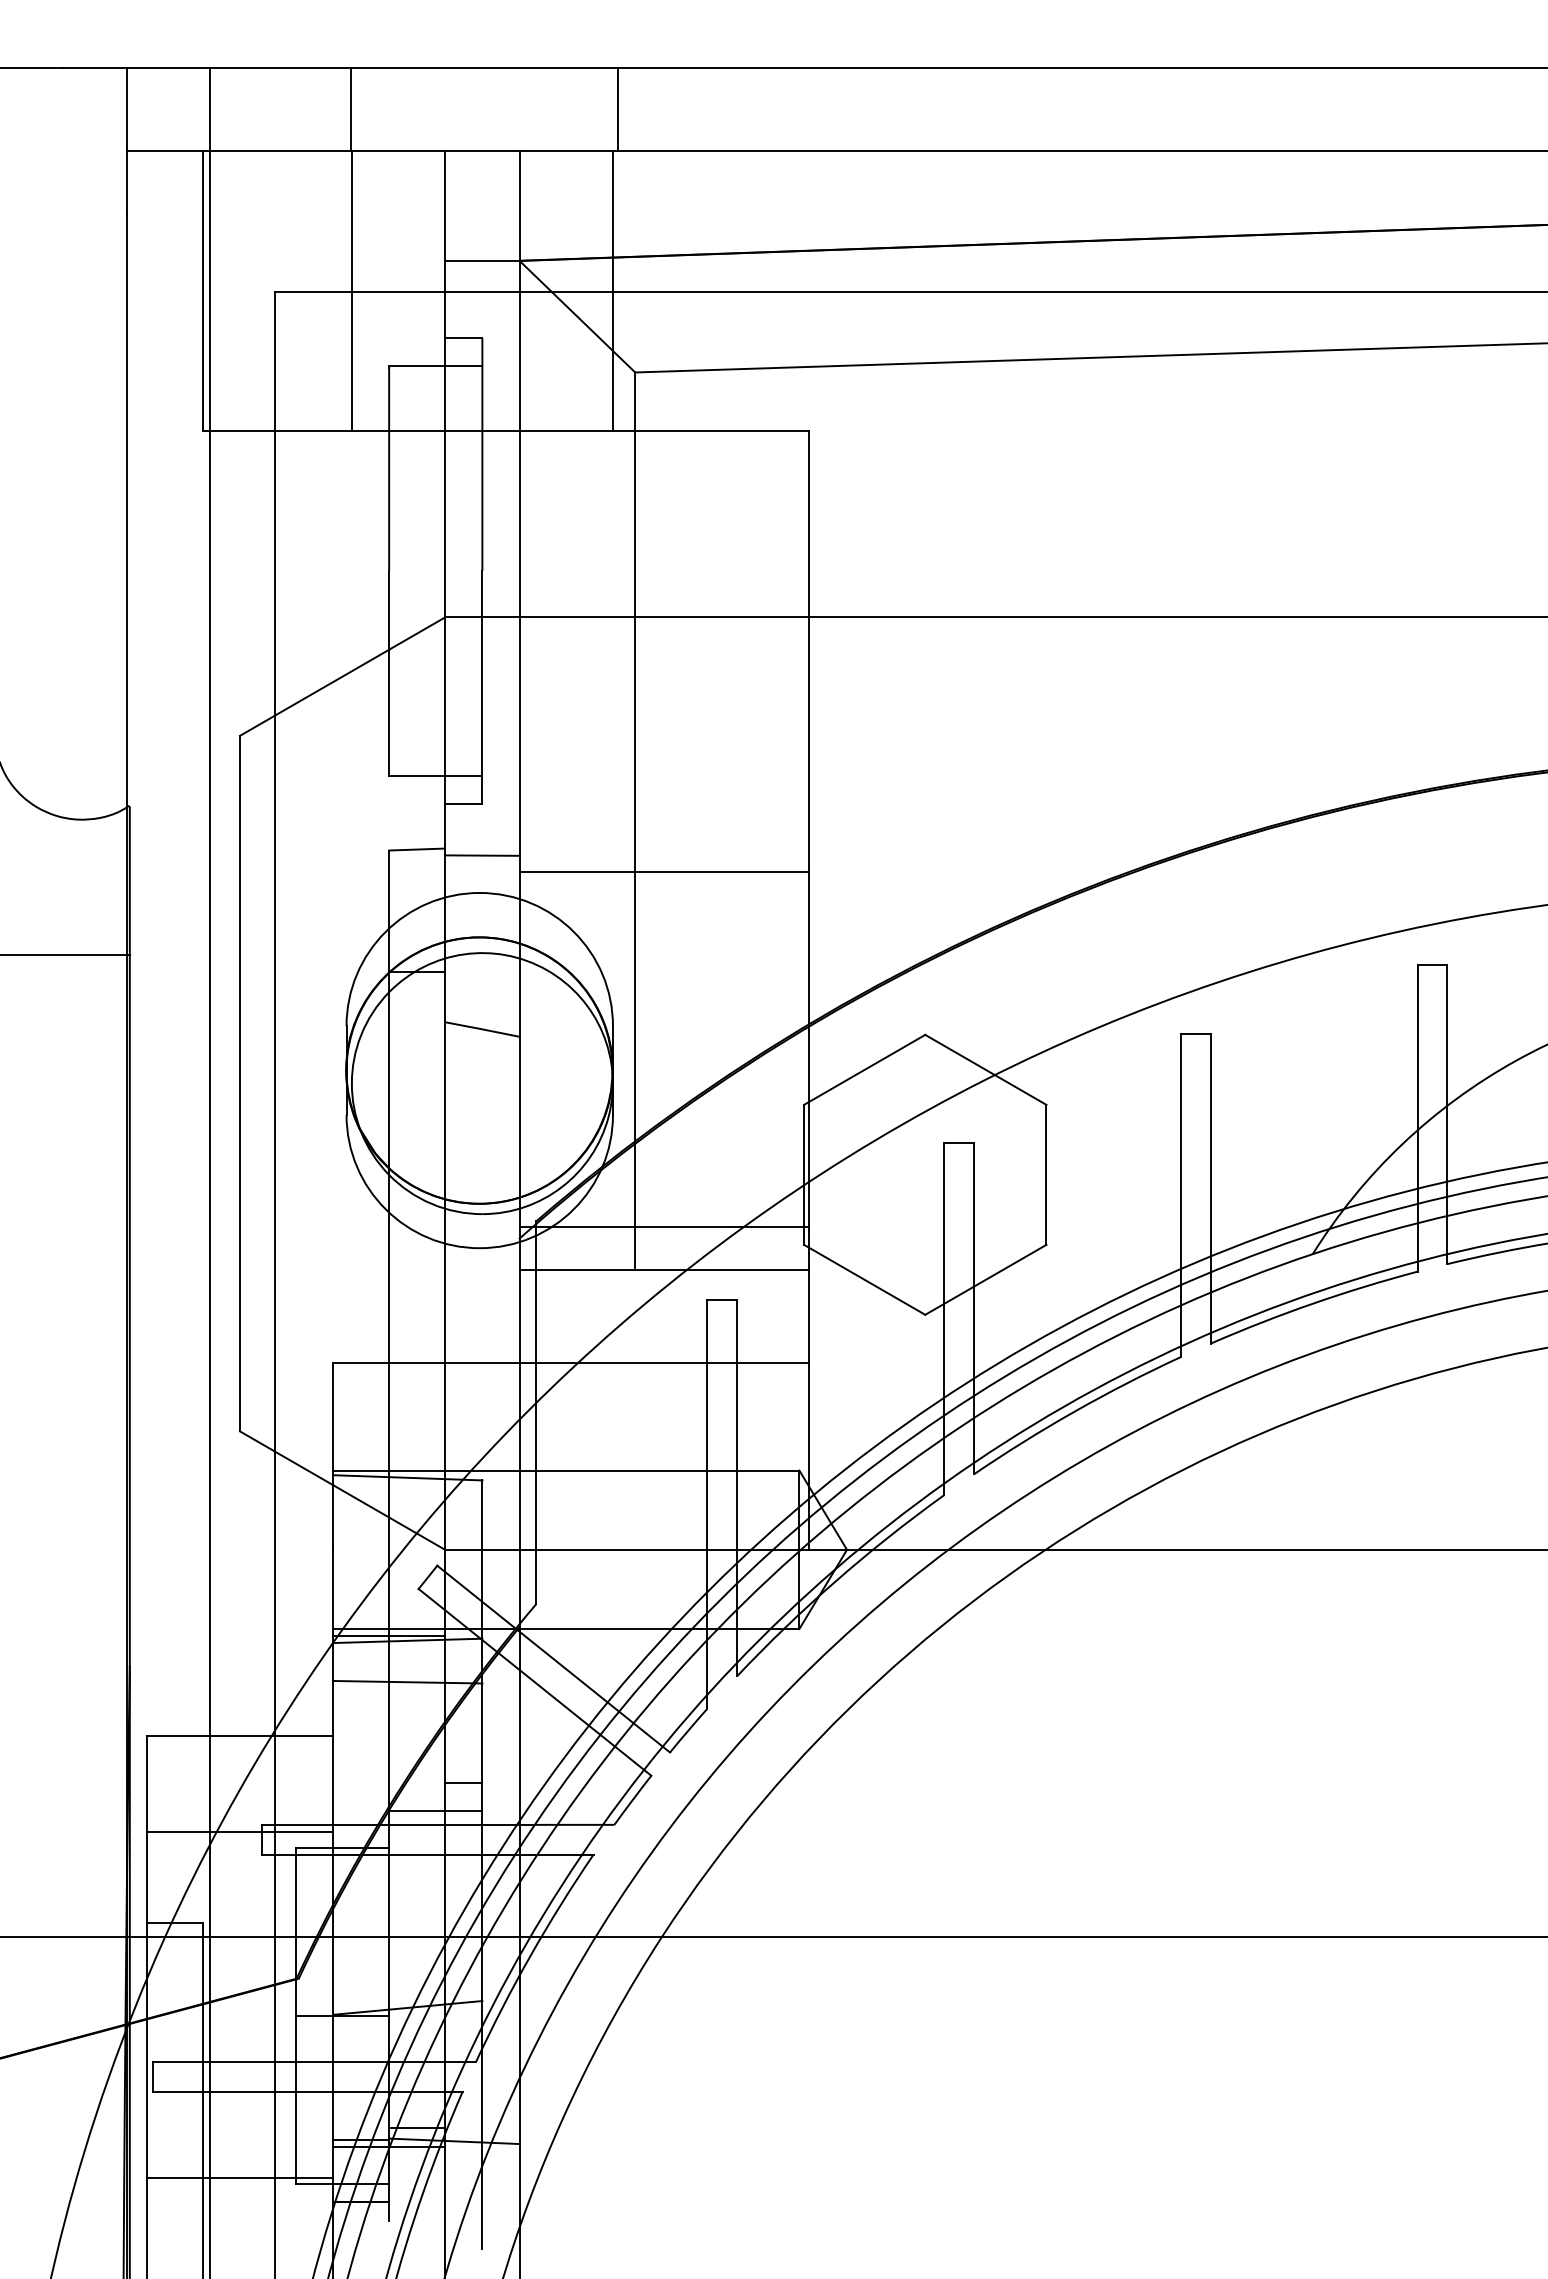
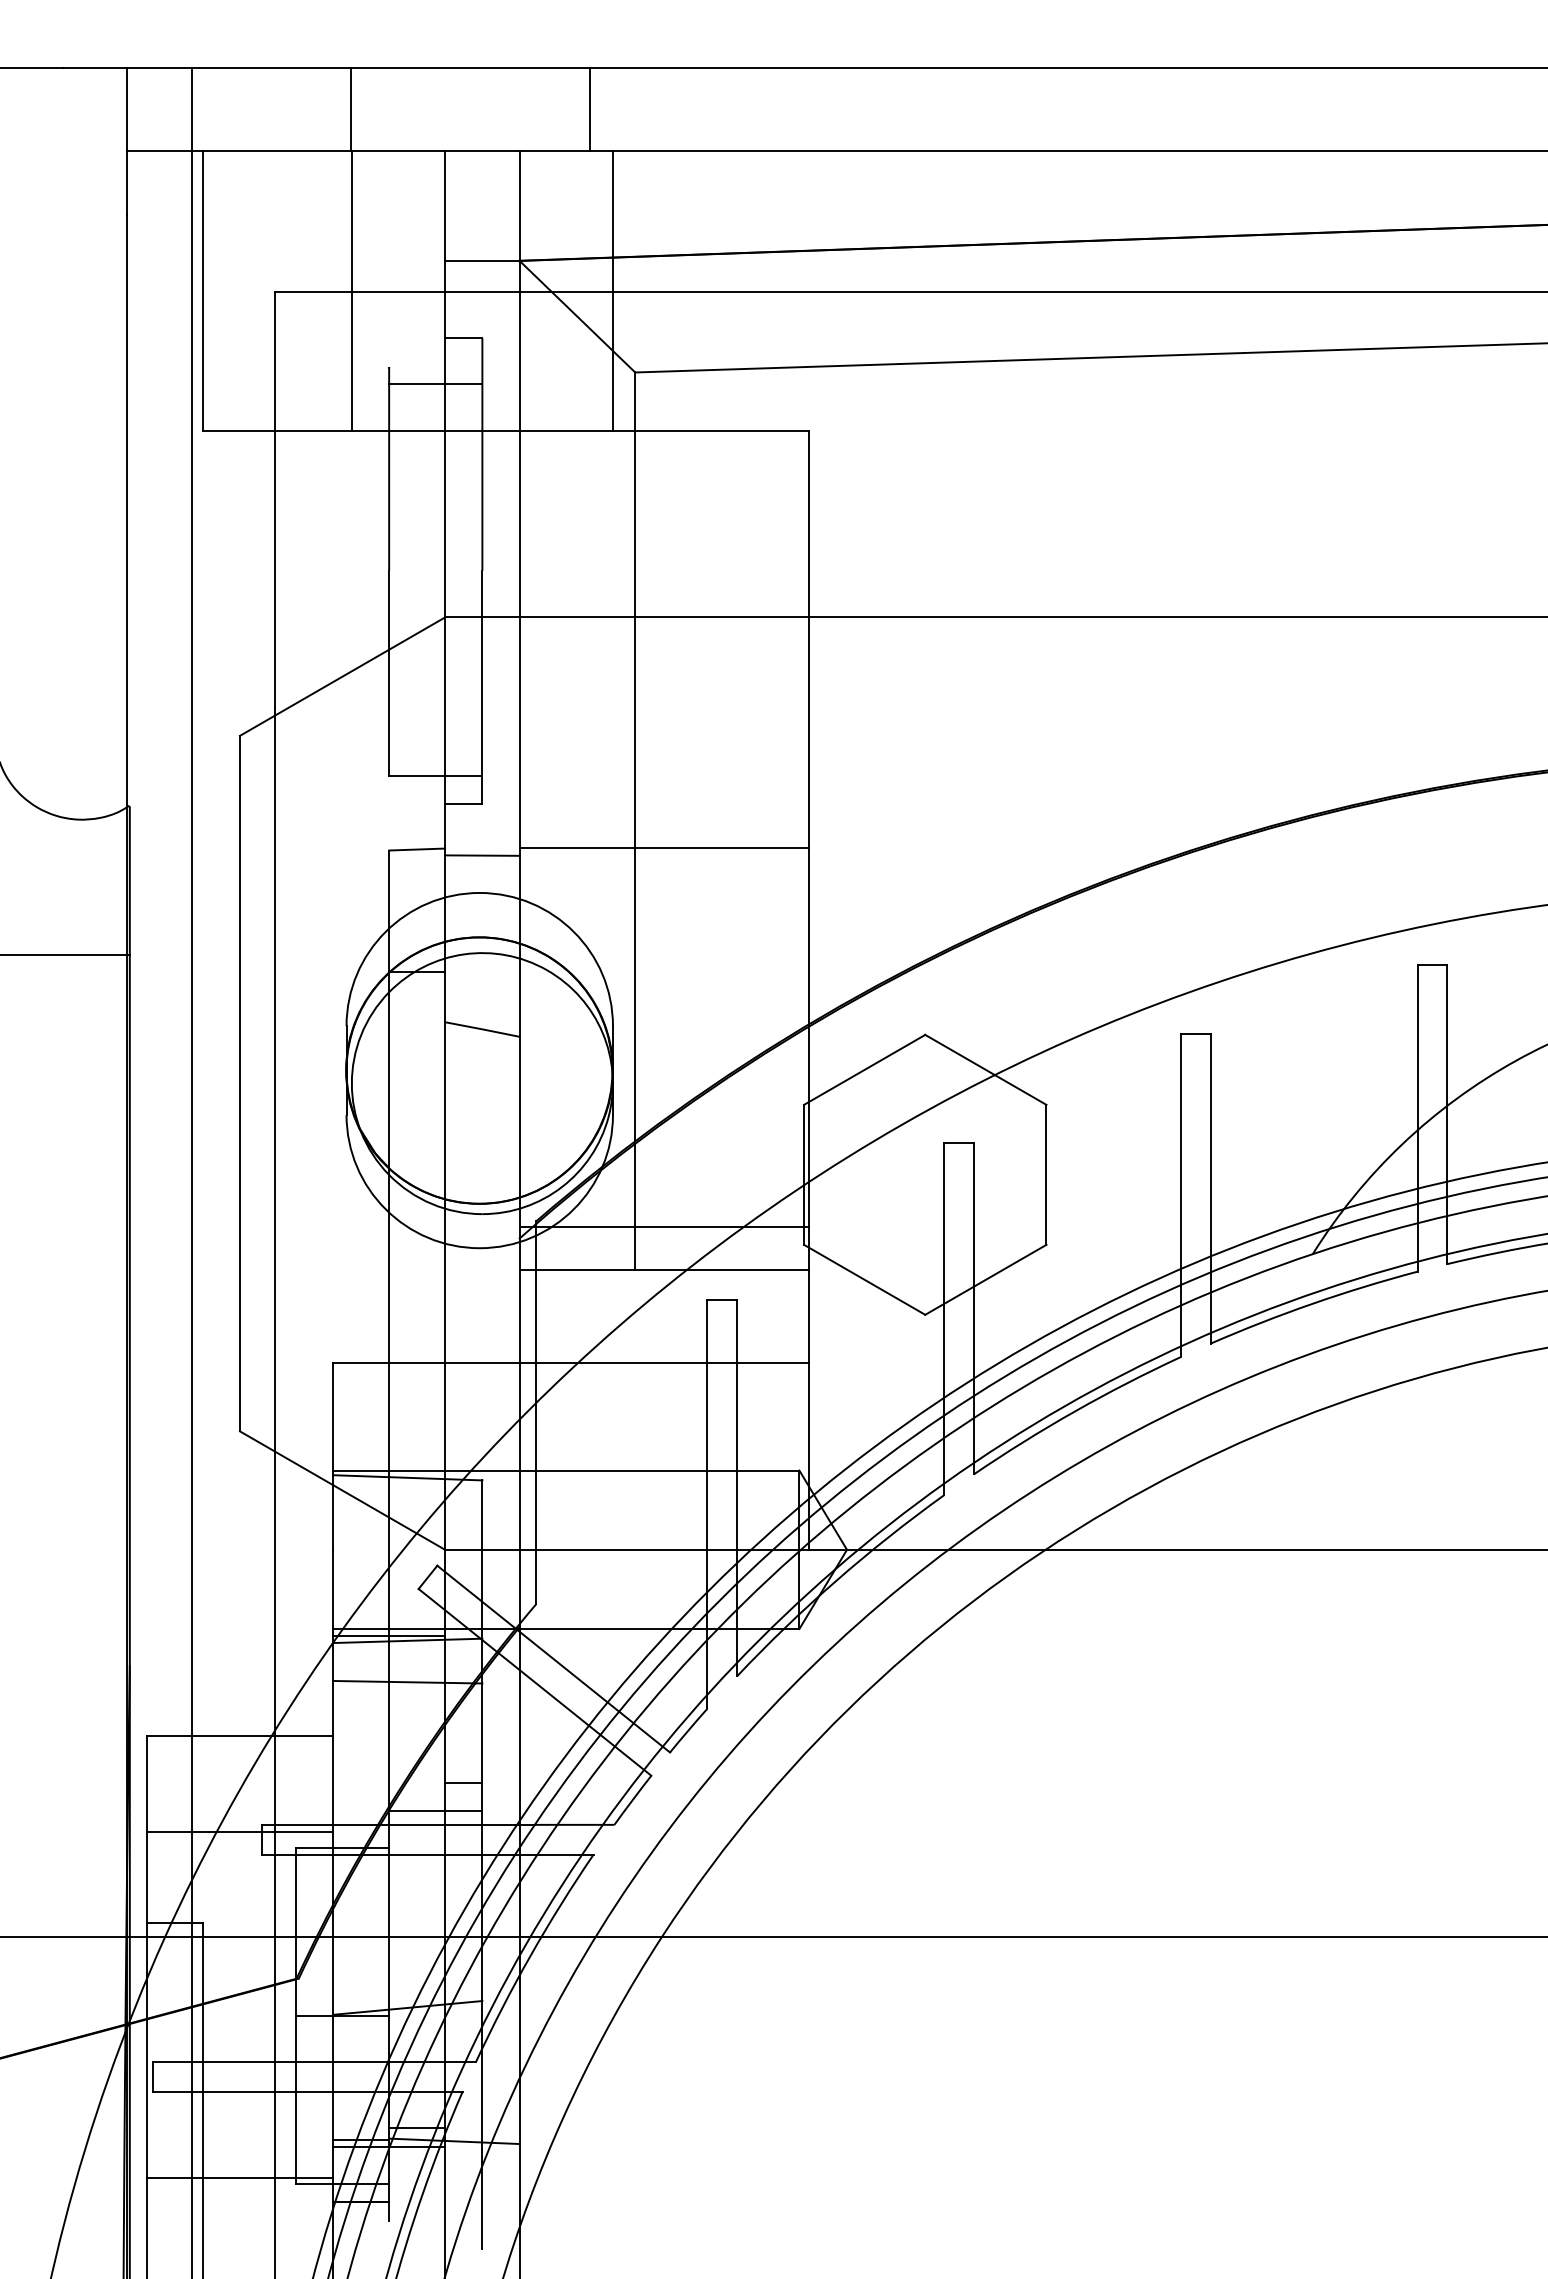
line position: (617, 109) -> (589, 109) (589, 109)
line position: (435, 365) -> (435, 383) (435, 383)
line position: (663, 872) -> (663, 848) (663, 848)
line position: (209, 1171) -> (191, 1171) (191, 1171)
